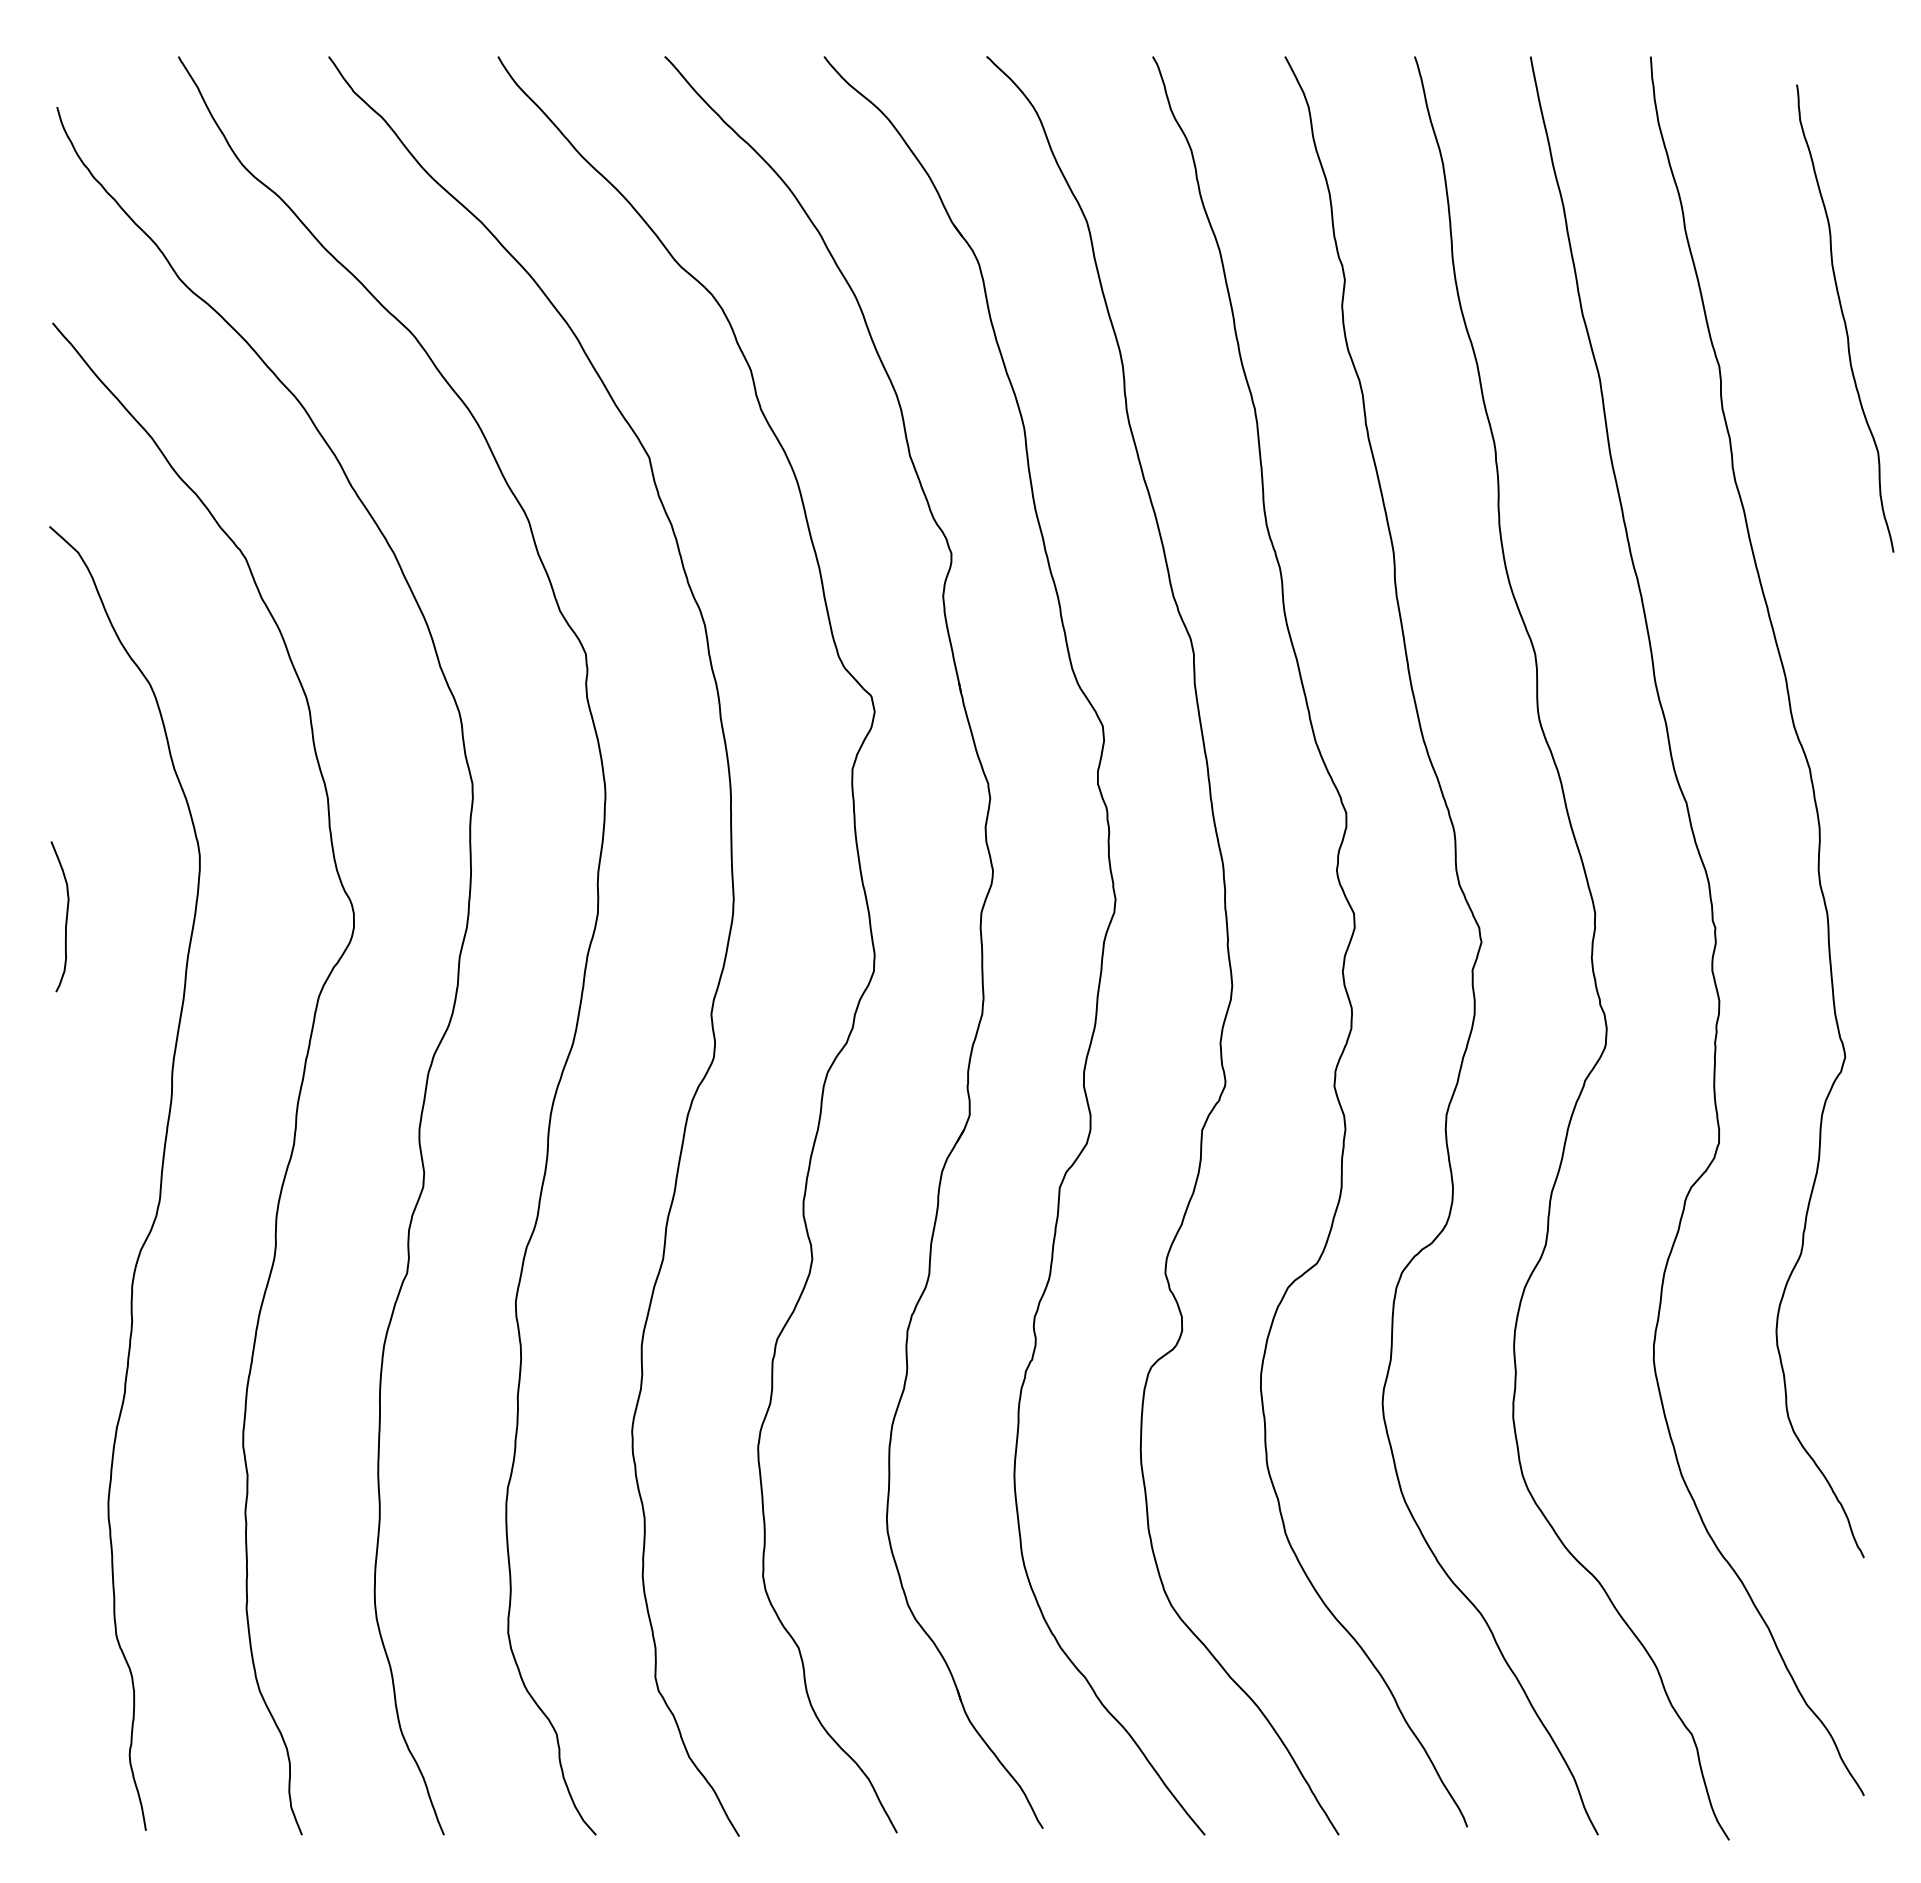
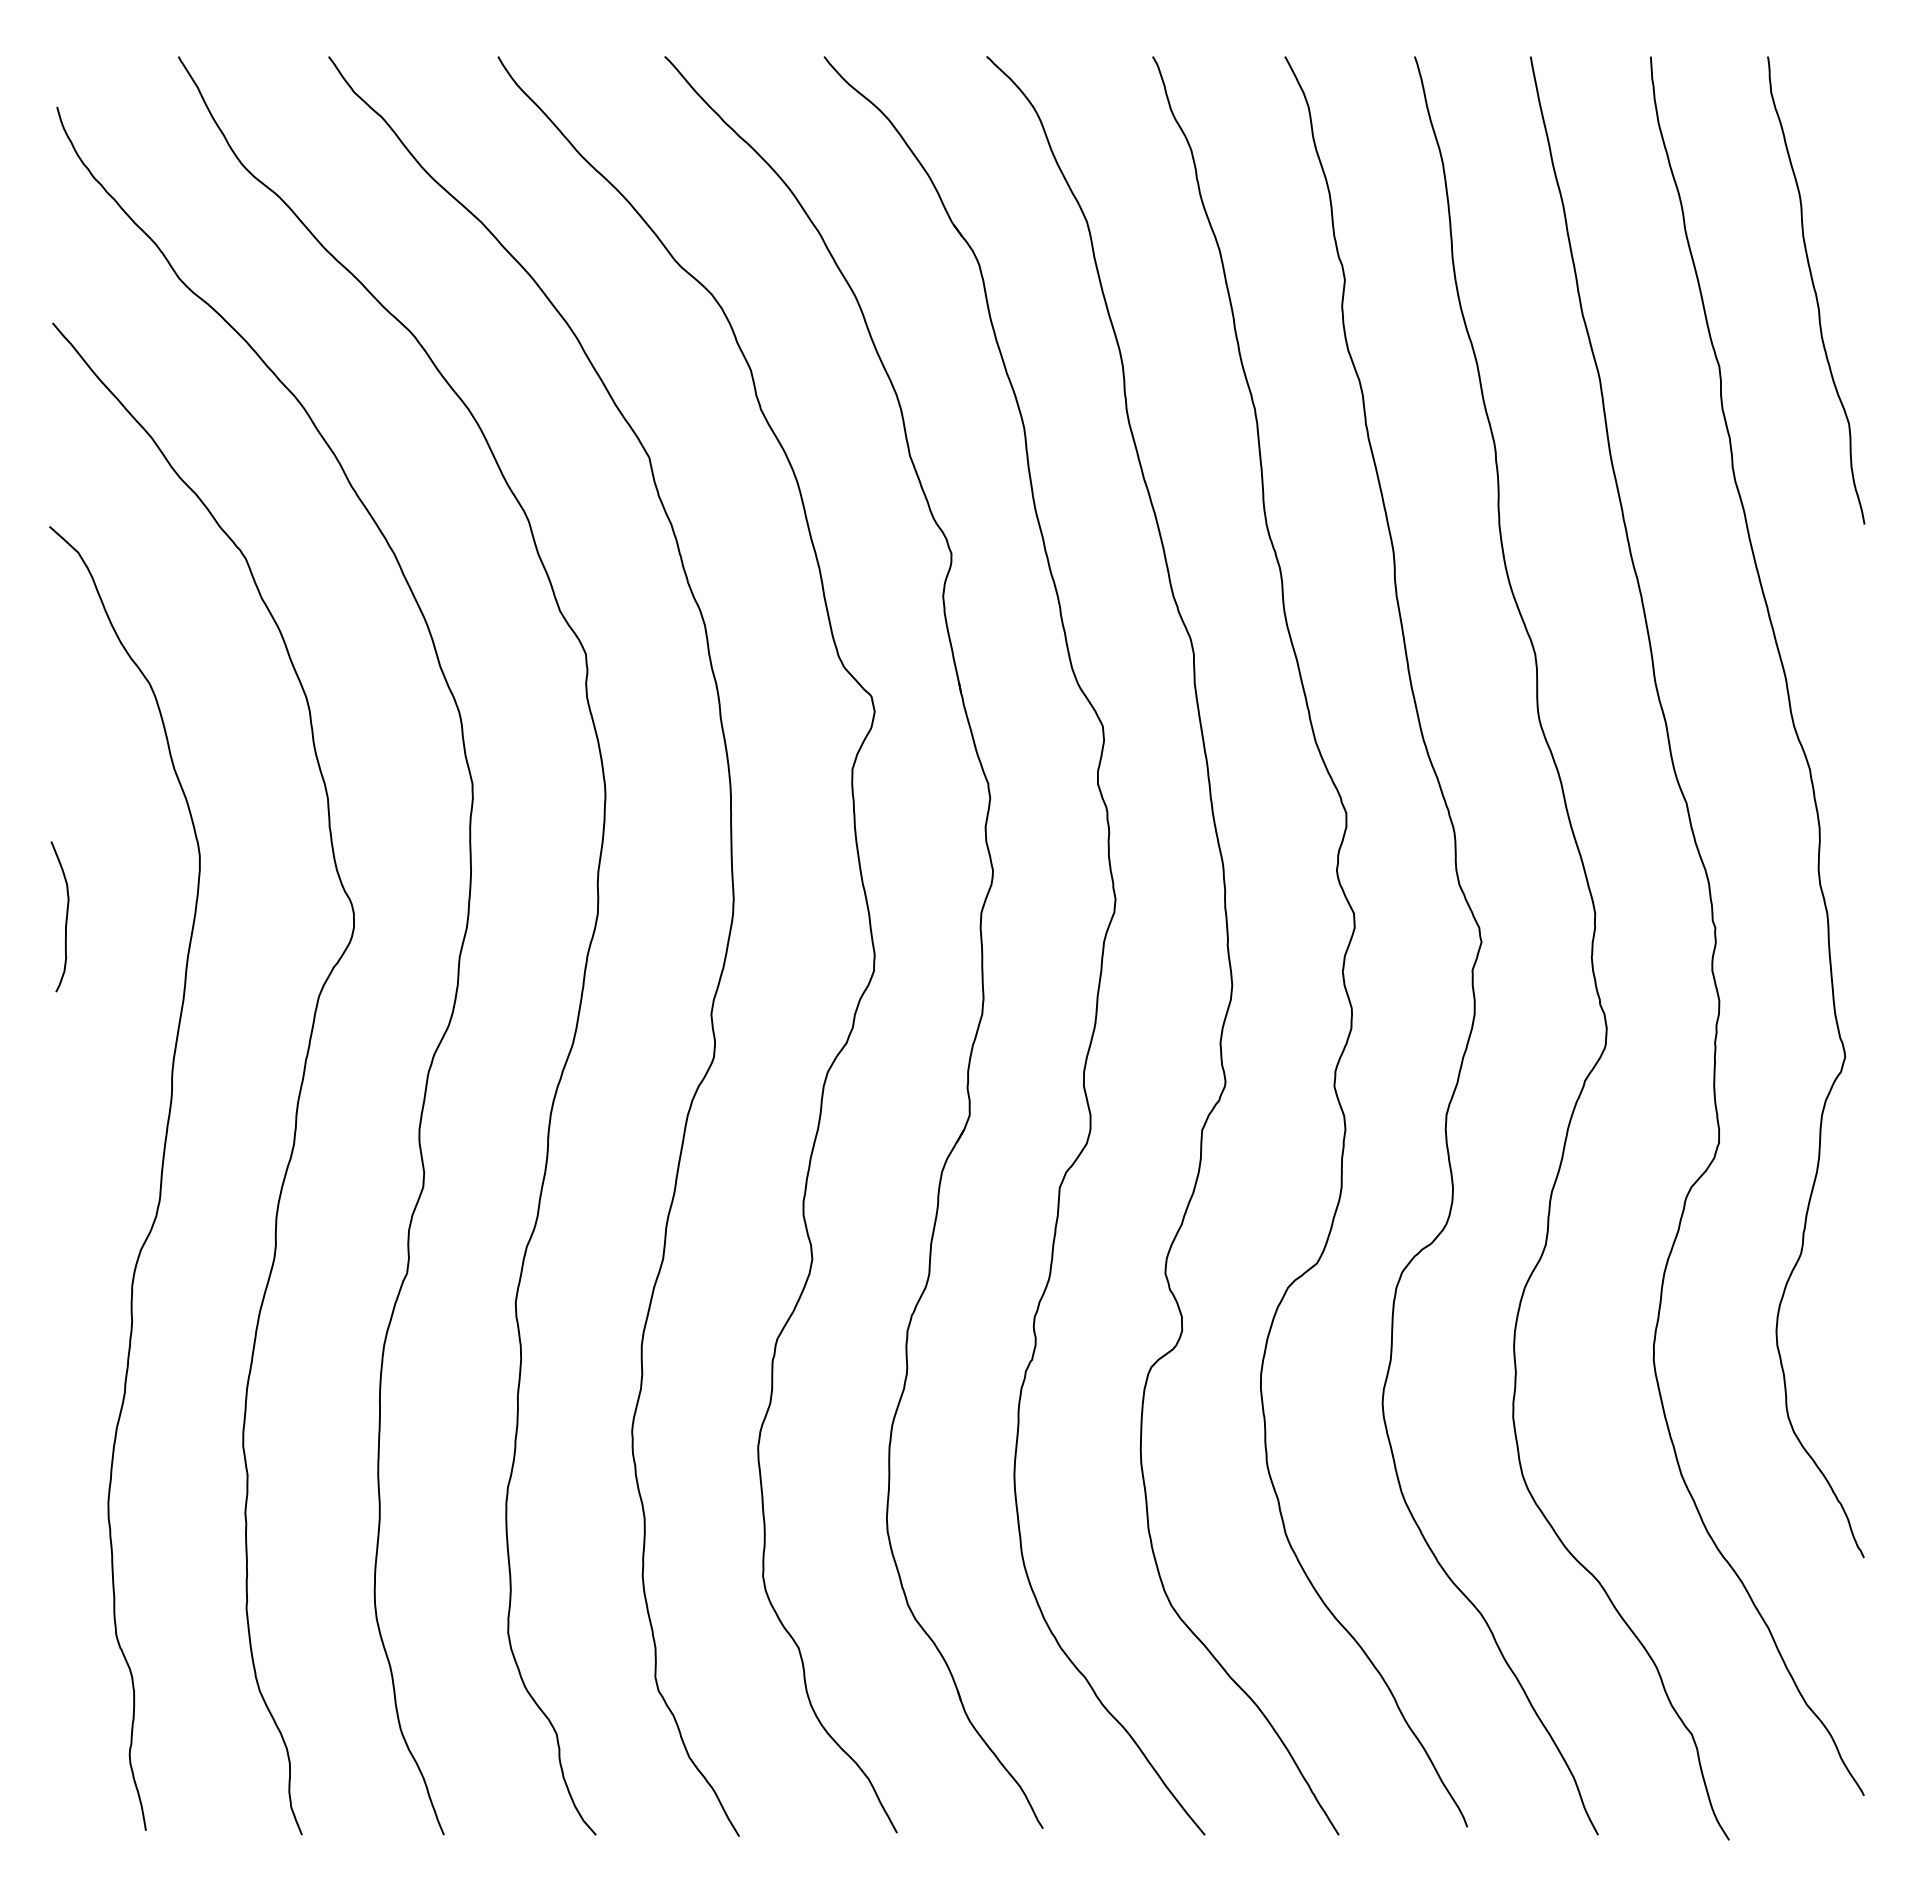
curve position: (1844, 318) -> (1815, 290) (1815, 290)
